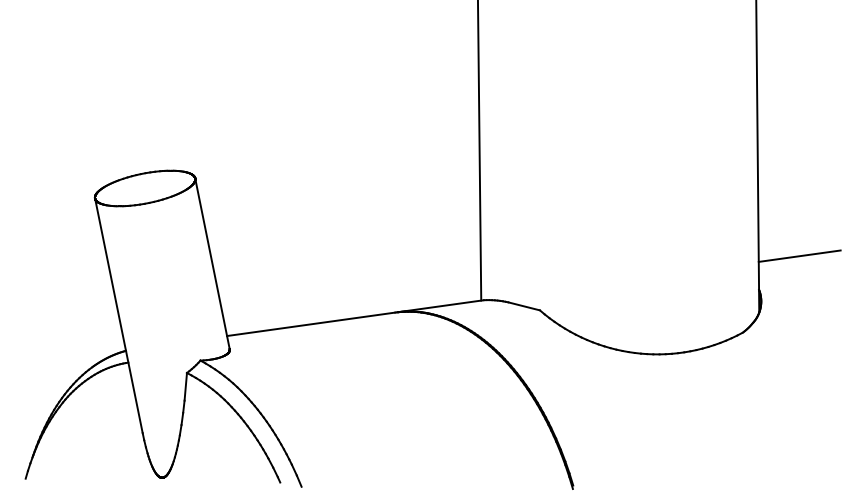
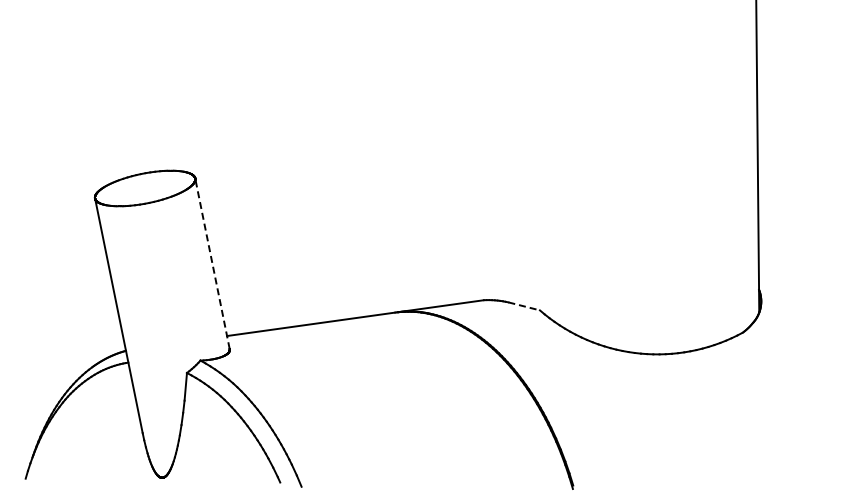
line: present -> none (479, 151)
line: present -> none (799, 255)
line: solid -> dashed (212, 263)
line: solid -> dashed (524, 306)
